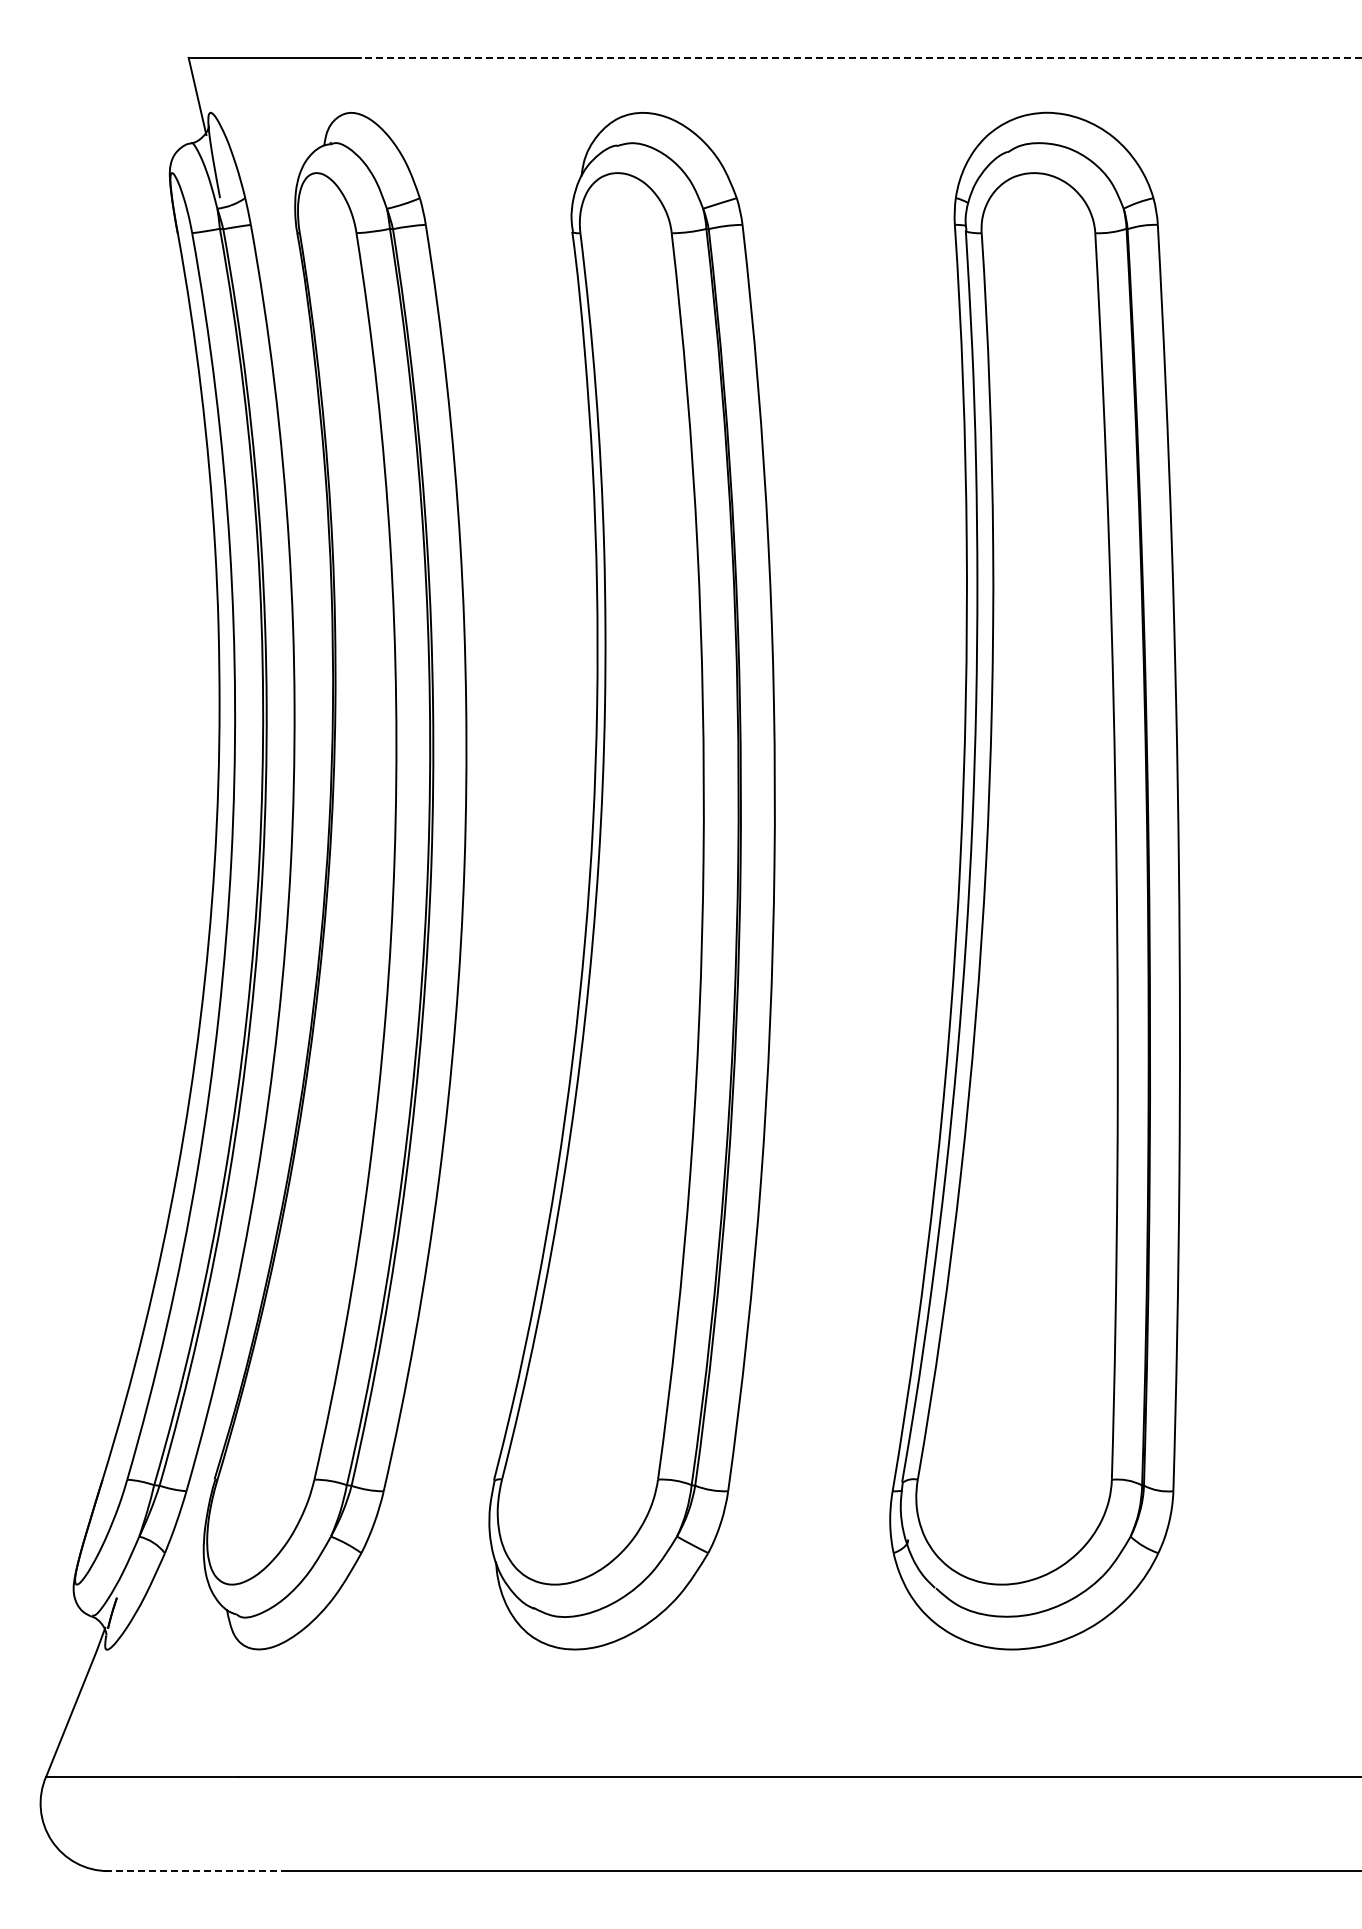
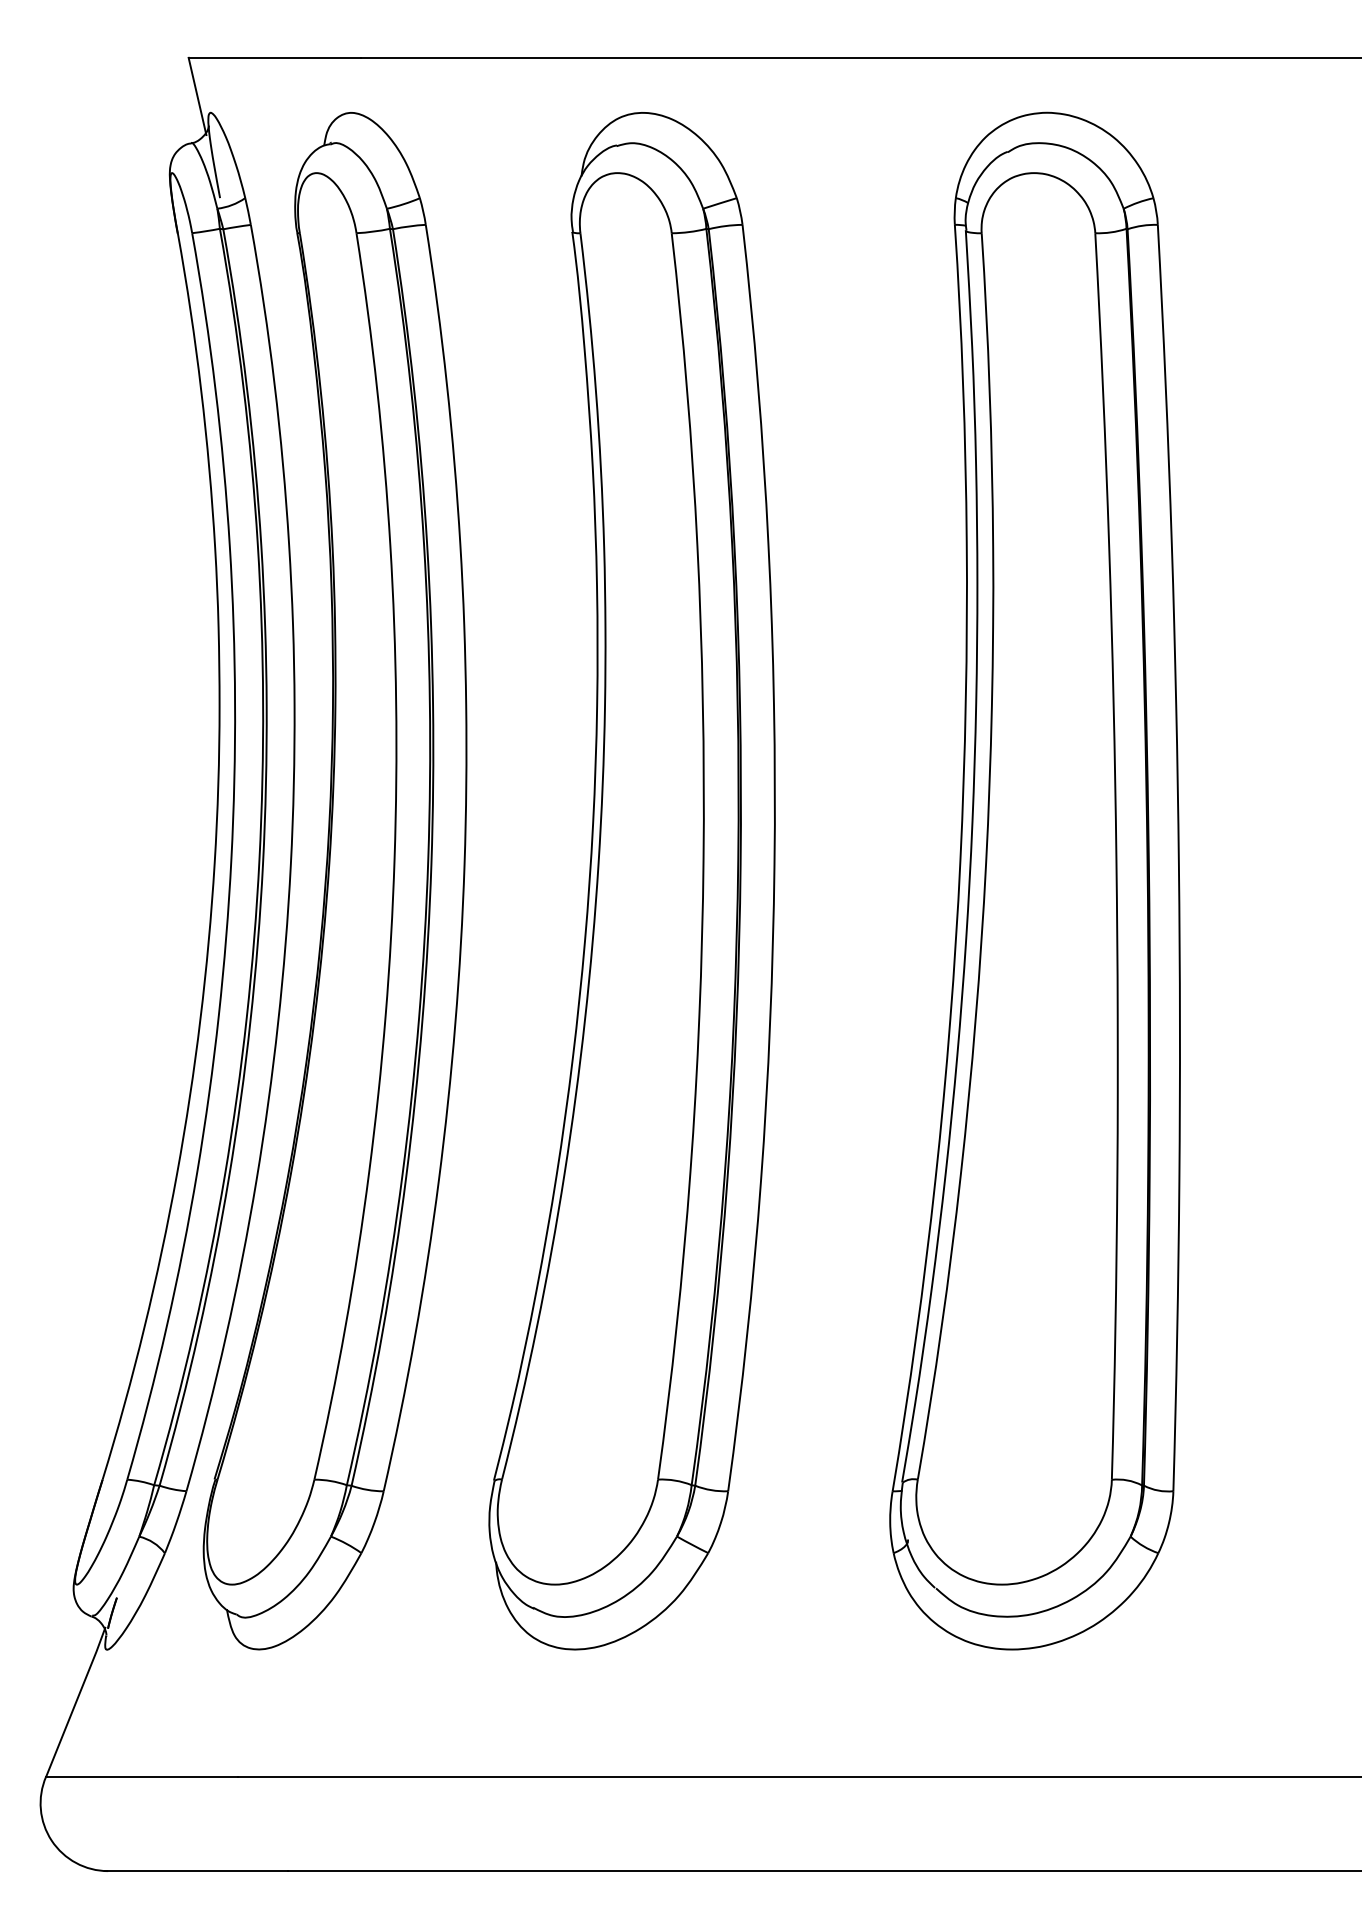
line: dashed -> solid (860, 57)
line: dashed -> solid (196, 1871)
